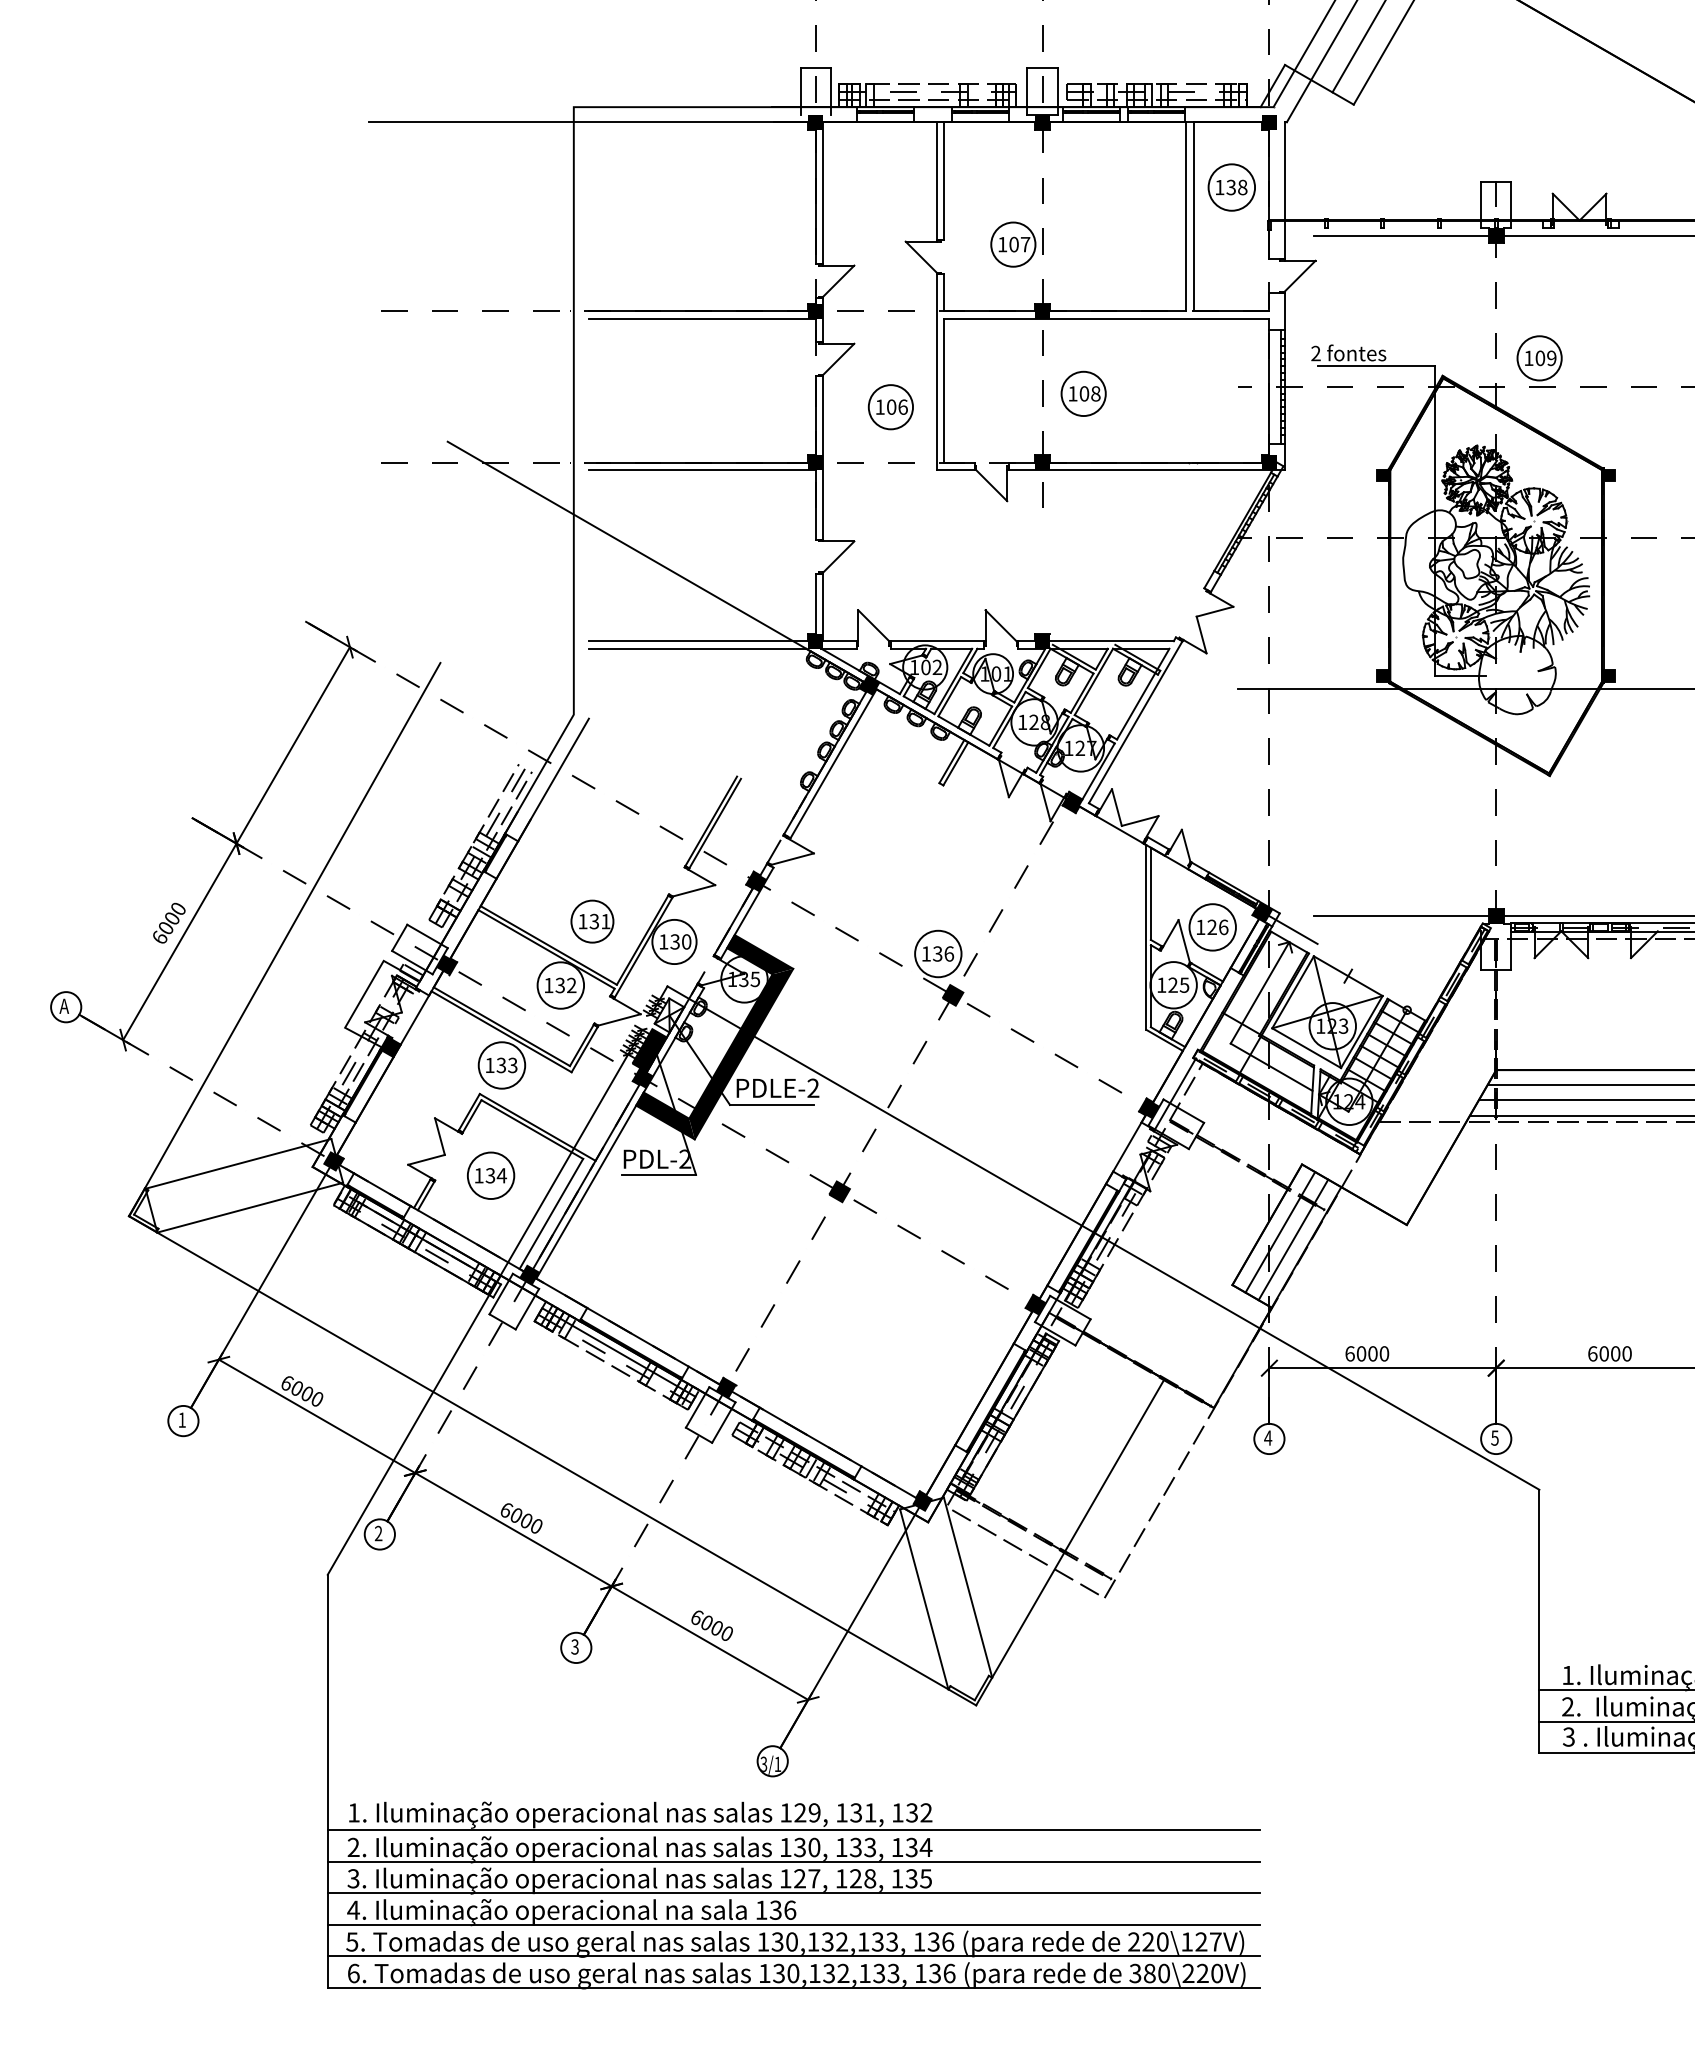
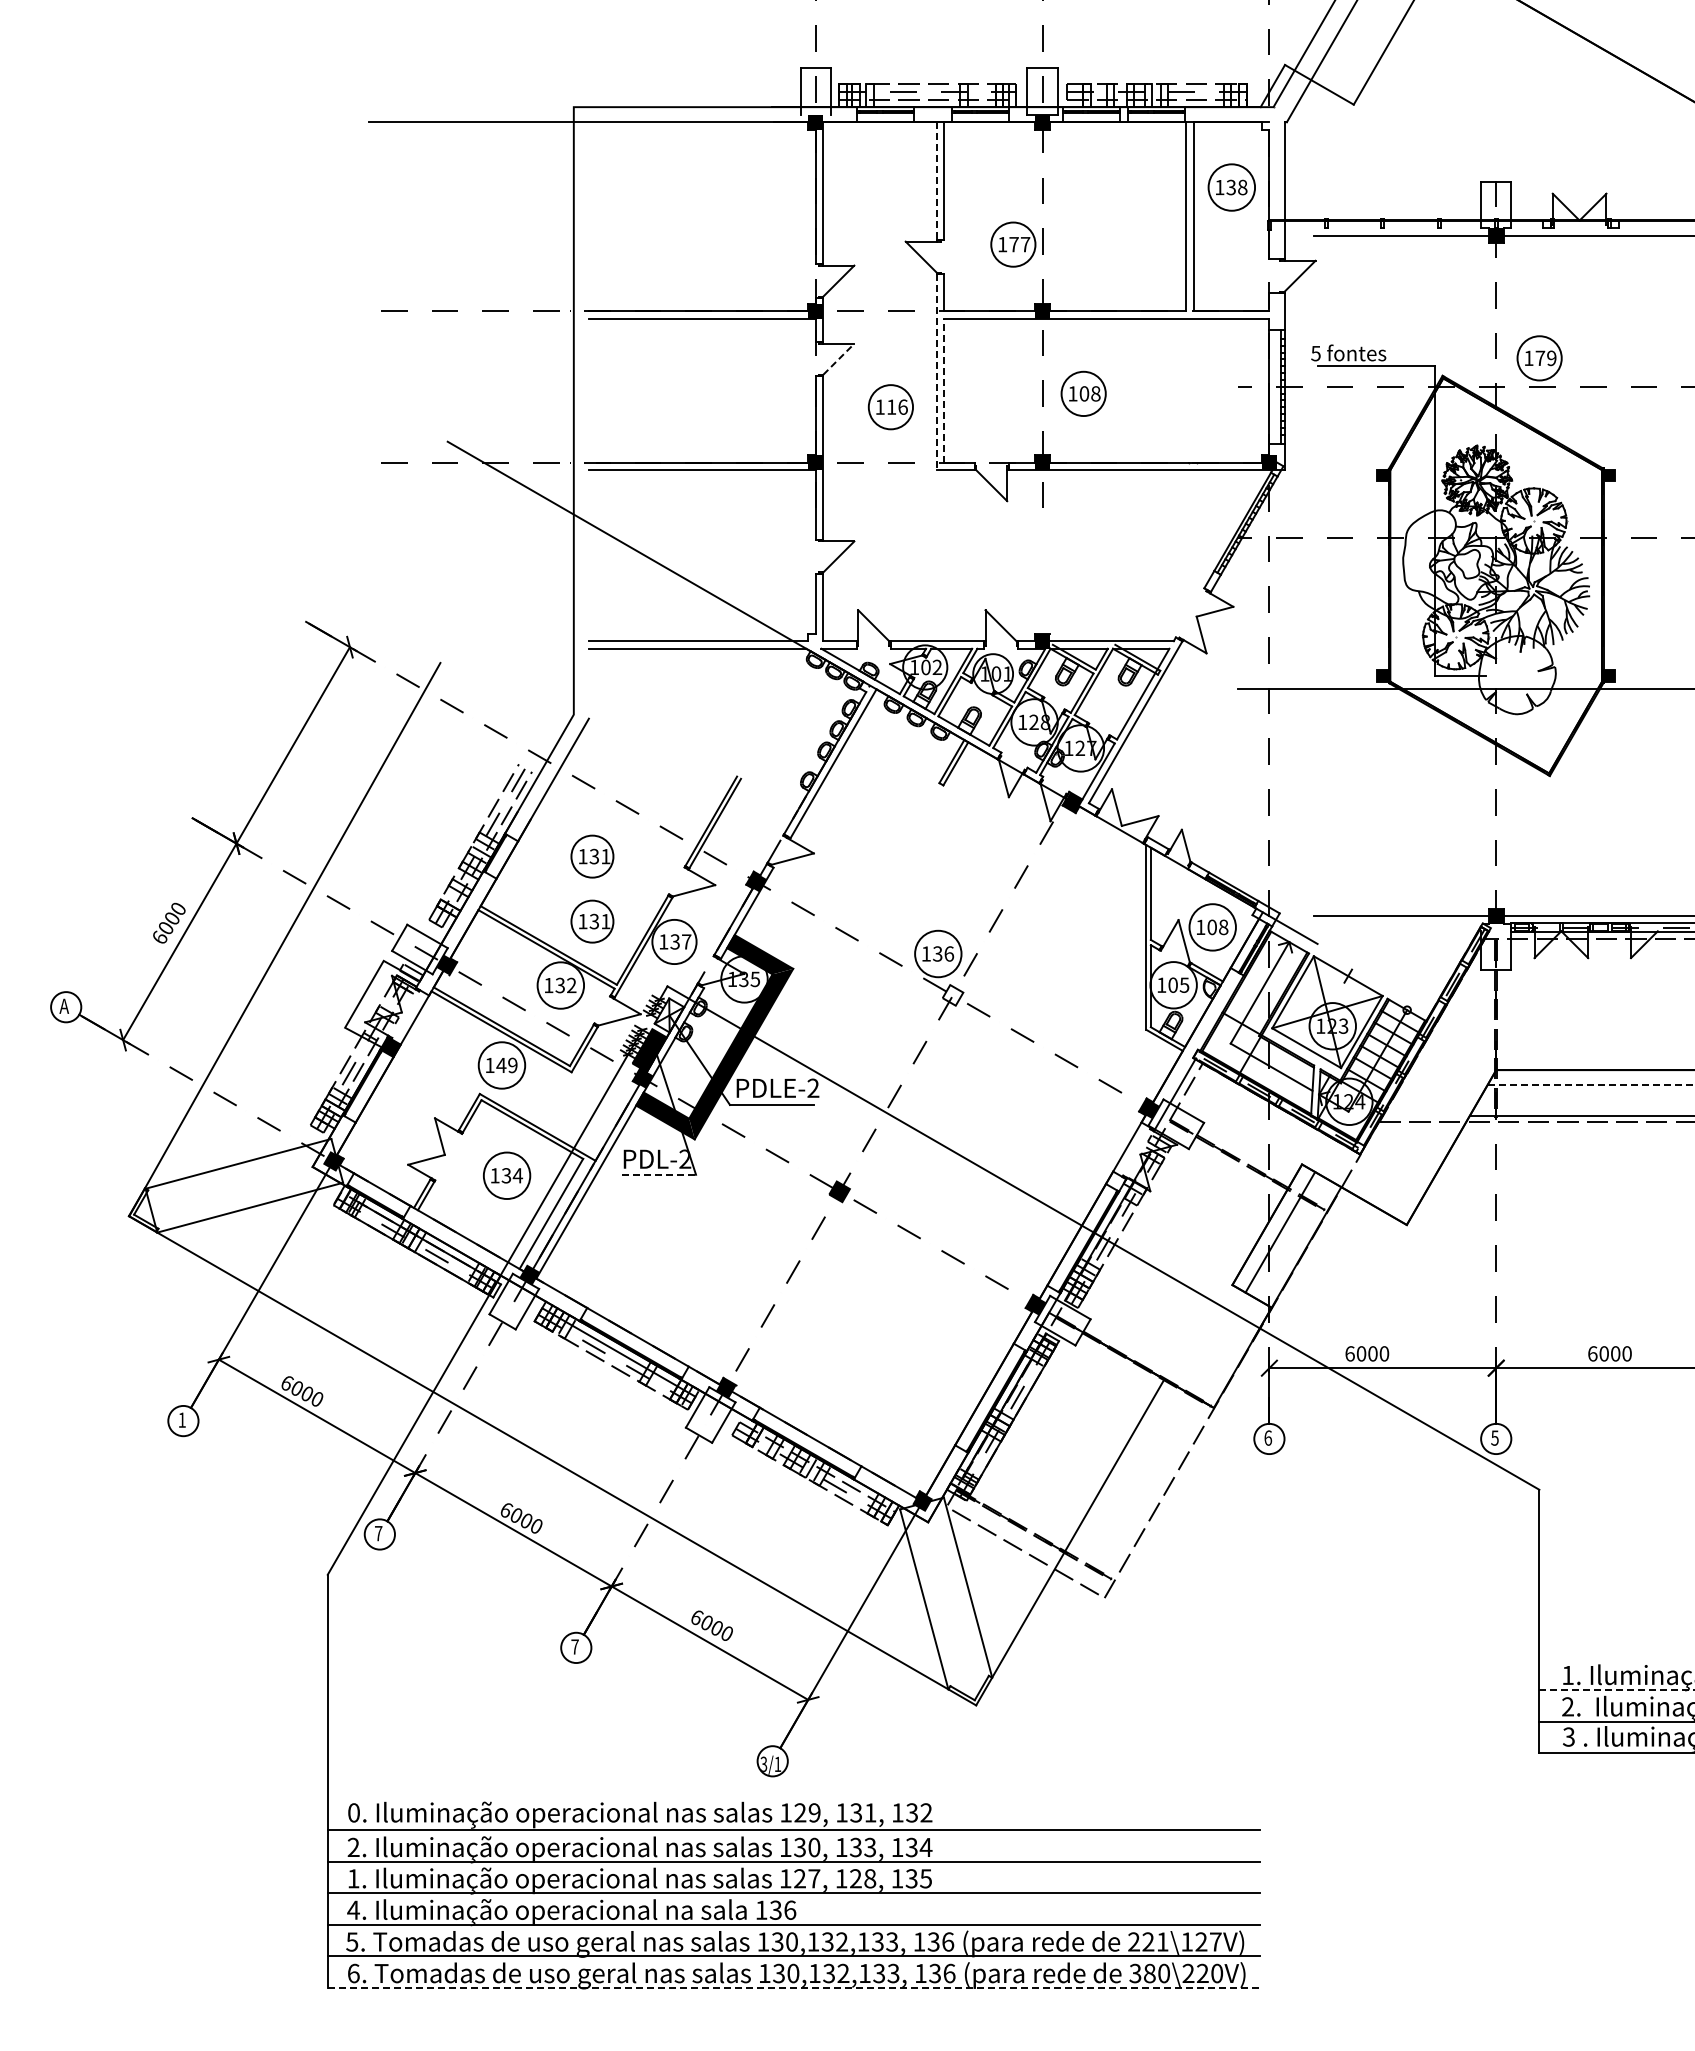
line: present -> none (1358, 47)
fill: present -> none (1268, 121)
line: solid -> dashed (936, 181)
text: 107 -> 177 (1013, 244)
text: 2 -> 5 (1315, 353)
text: 109 -> 179 (1540, 358)
line: solid -> dashed (838, 359)
line: solid -> dashed (936, 372)
line: solid -> dashed (944, 390)
text: 106 -> 116 (891, 406)
fill: present -> none (815, 640)
fill: present -> none (869, 685)
part: none -> present (592, 856)
fill: present -> none (1262, 912)
text: 126 -> 108 (1217, 927)
text: 130 -> 137 (686, 941)
text: 125 -> 105 (1172, 984)
fill: present -> none (952, 995)
text: 133 -> 149 (506, 1065)
line: solid -> dashed (1591, 1085)
line: present -> none (1584, 1100)
line: solid -> dashed (659, 1174)
part position: (491, 1175) -> (507, 1175) (507, 1175)
line: present -> none (1293, 1239)
text: 4 -> 6 (1268, 1437)
text: 2 -> 7 (378, 1533)
text: 3 -> 7 (574, 1646)
line: solid -> dashed (1617, 1690)
text: 1. -> 0. (353, 1812)
text: 3. -> 1. (353, 1878)
text: 220\127V) -> 221\127V) (1162, 1941)
line: solid -> dashed (794, 1987)
